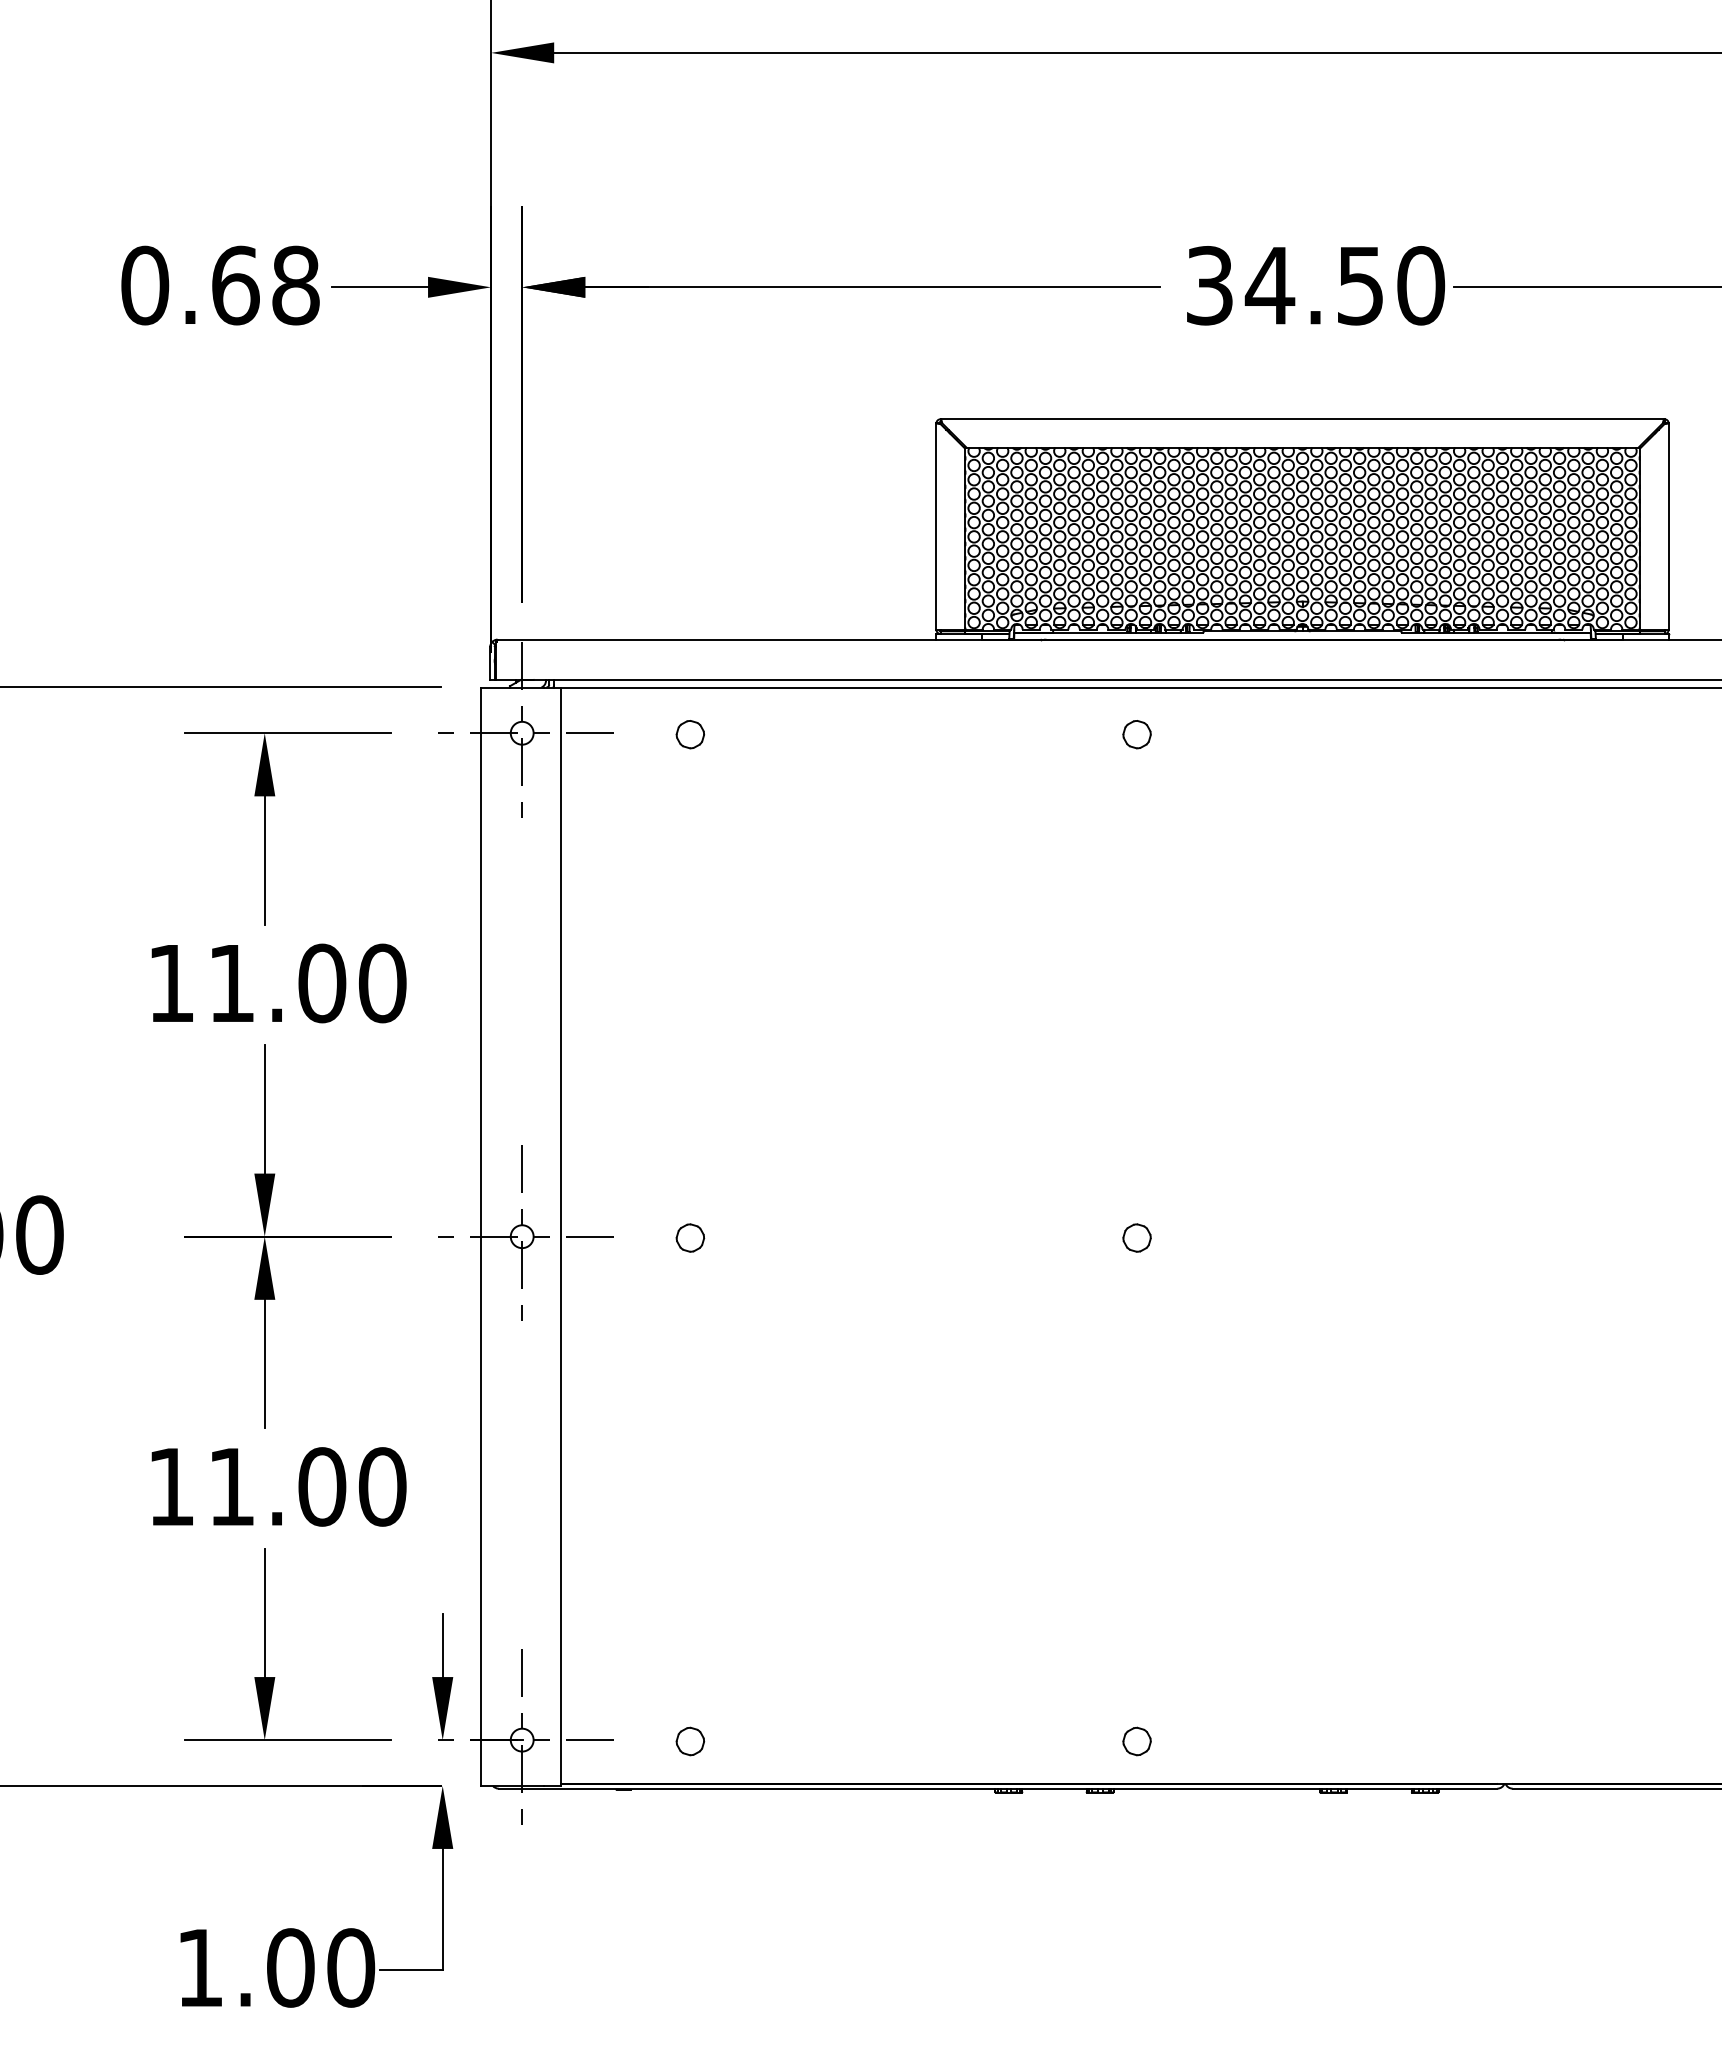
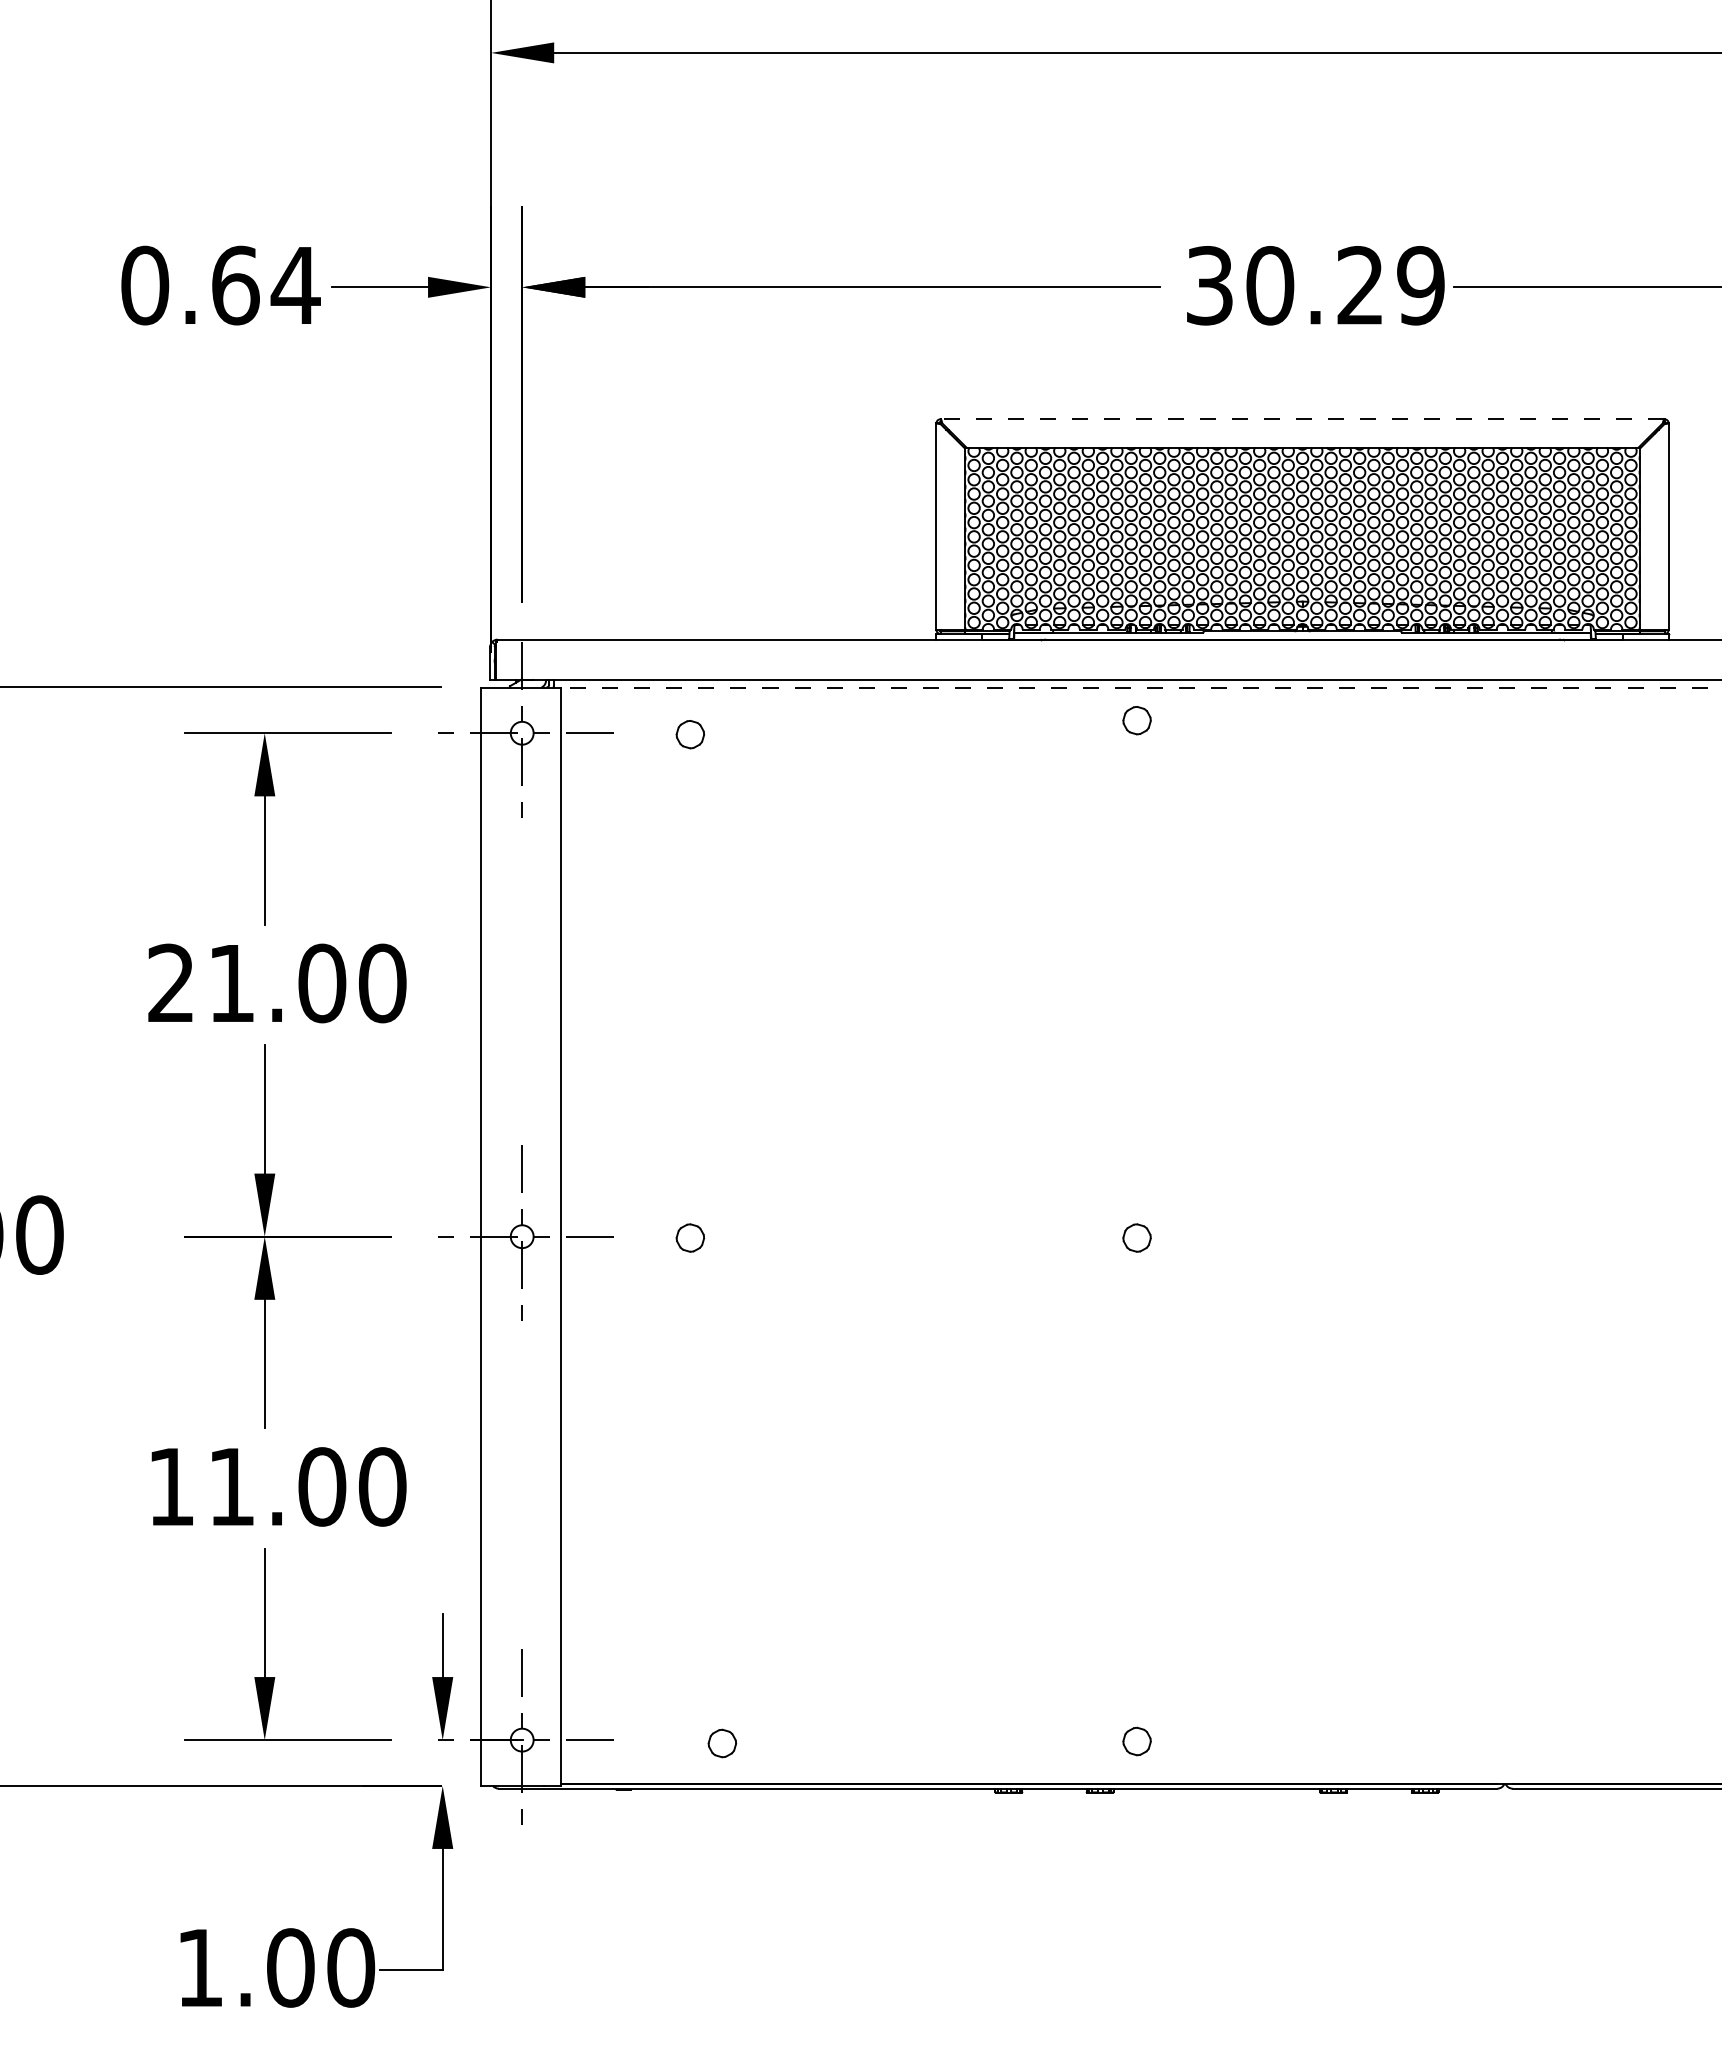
text: 0.68 -> 0.64 (295, 285)
text: 34.50 -> 30.29 (1344, 285)
line: solid -> dashed (1302, 419)
line: solid -> dashed (1141, 687)
part position: (1136, 734) -> (1136, 720) (1136, 720)
text: 11.00 -> 21.00 (170, 982)
part position: (690, 1741) -> (722, 1743) (722, 1743)
